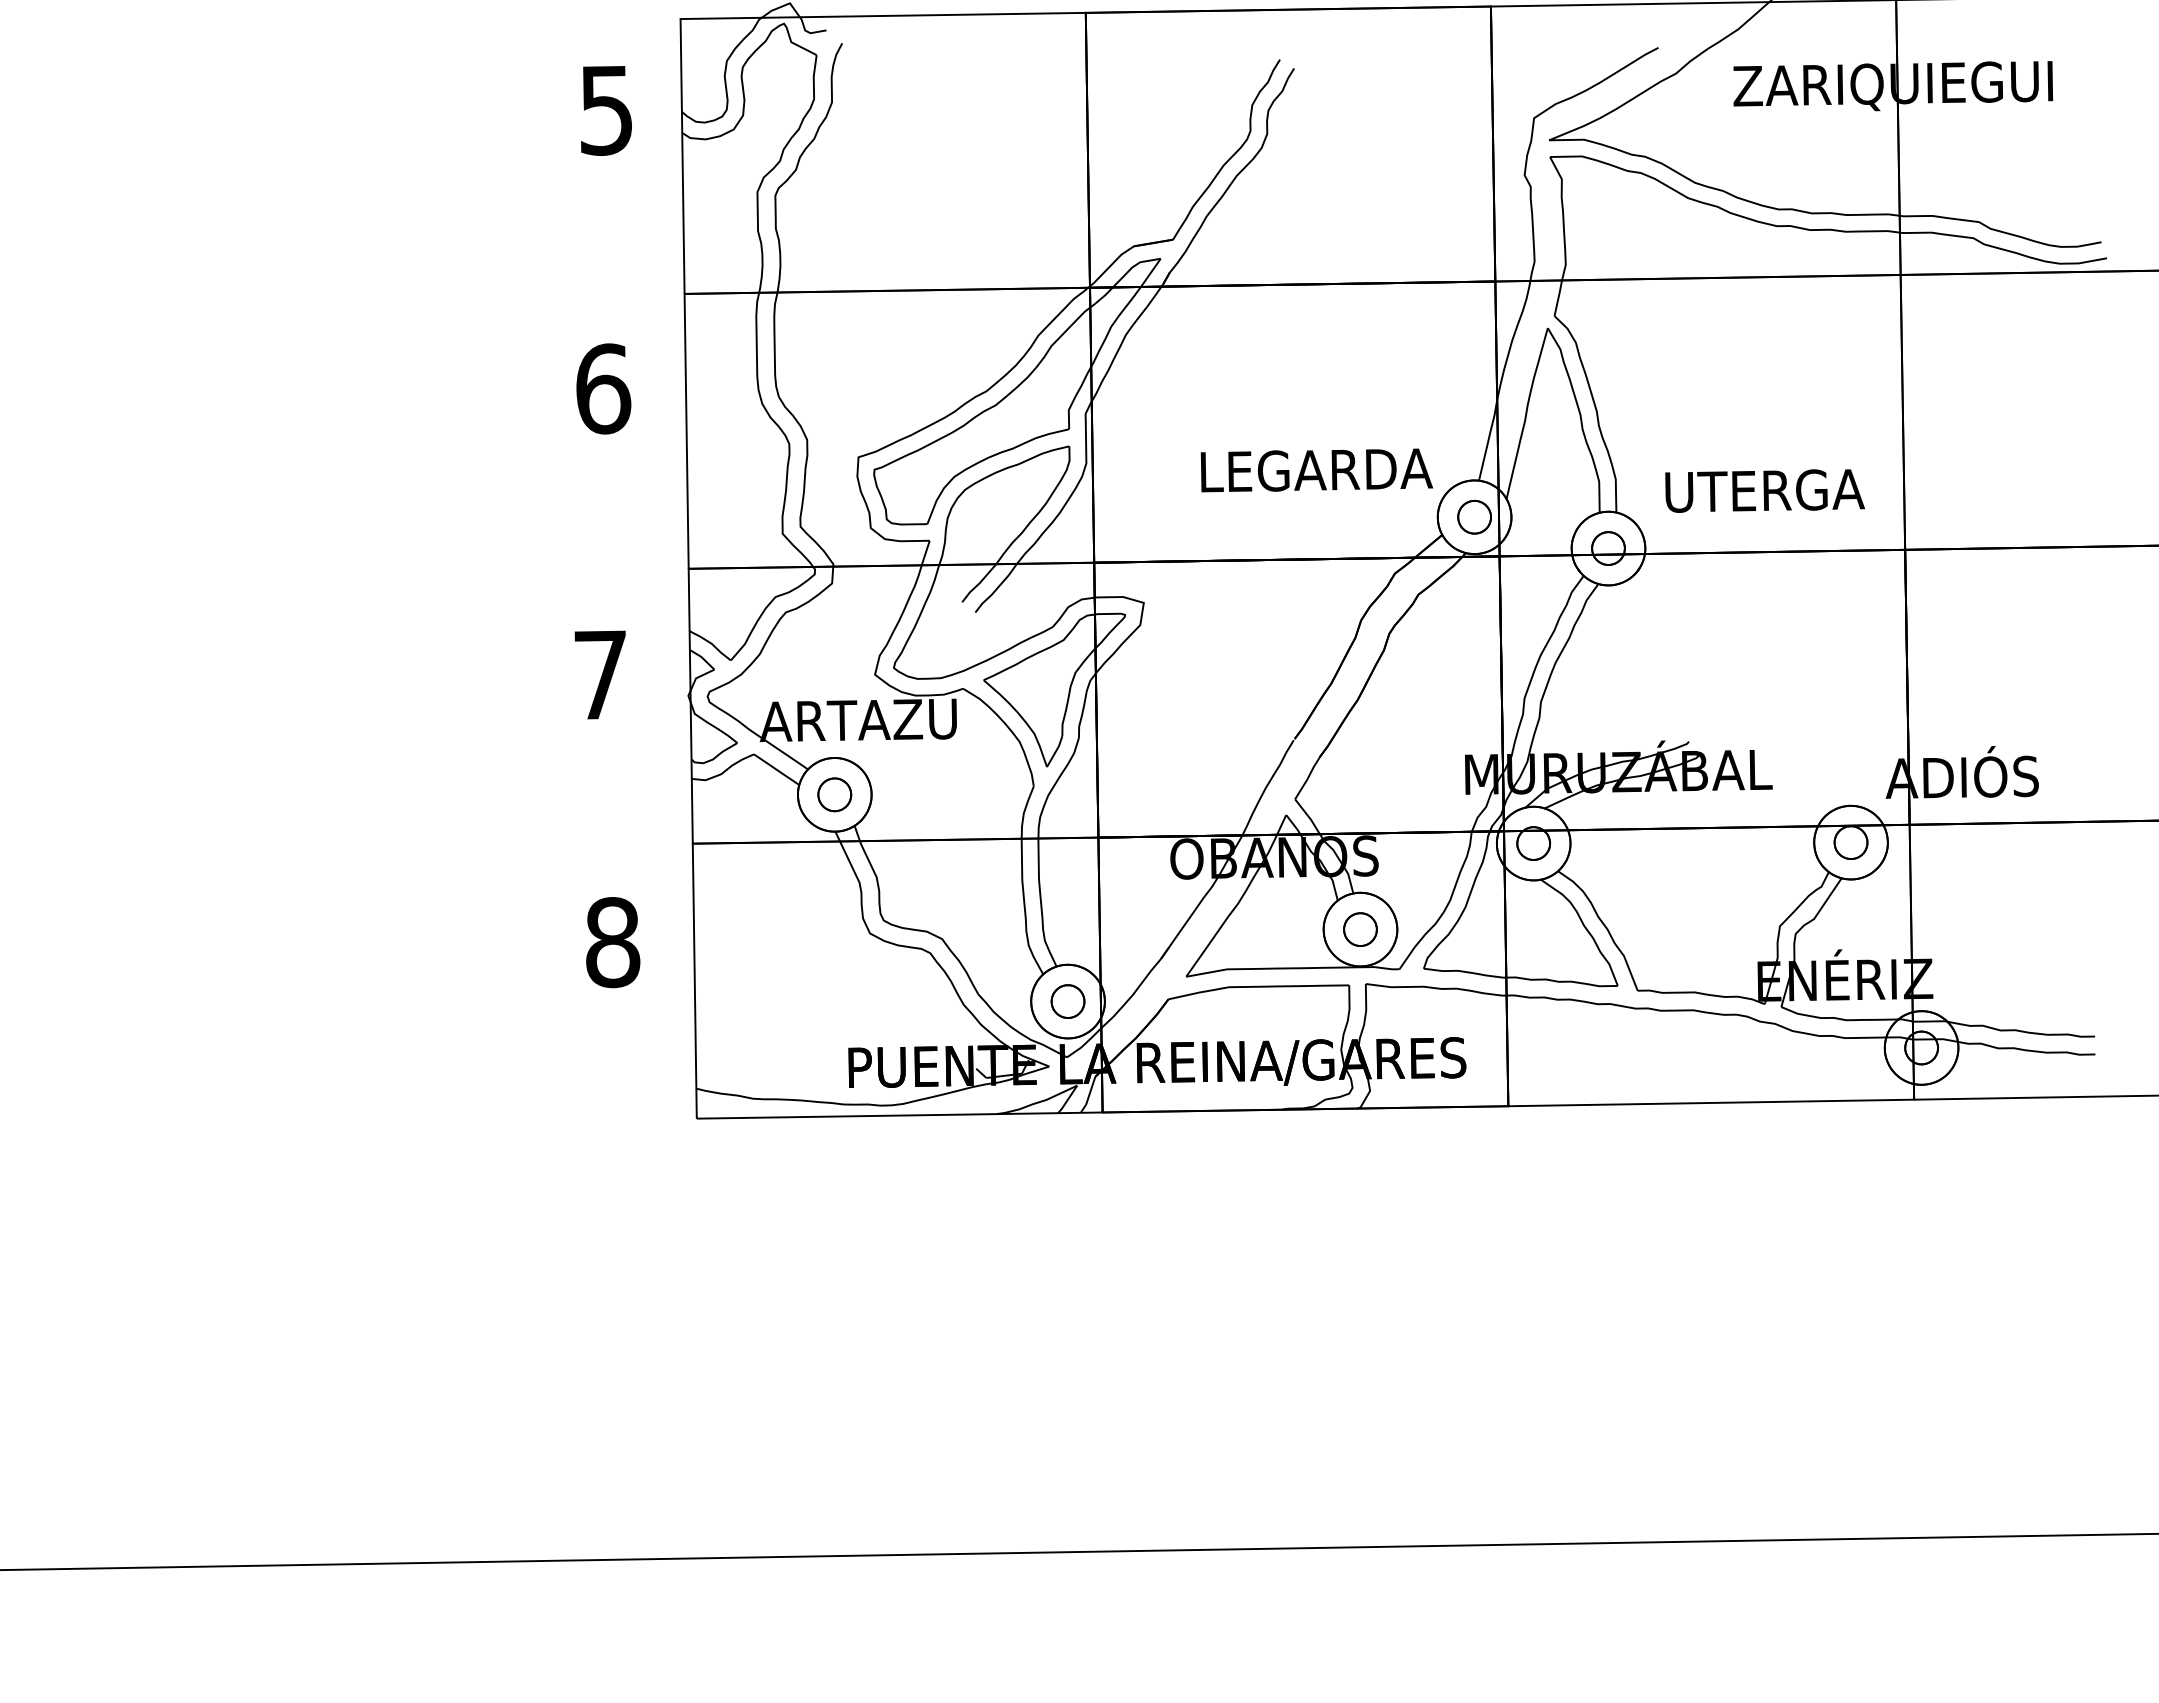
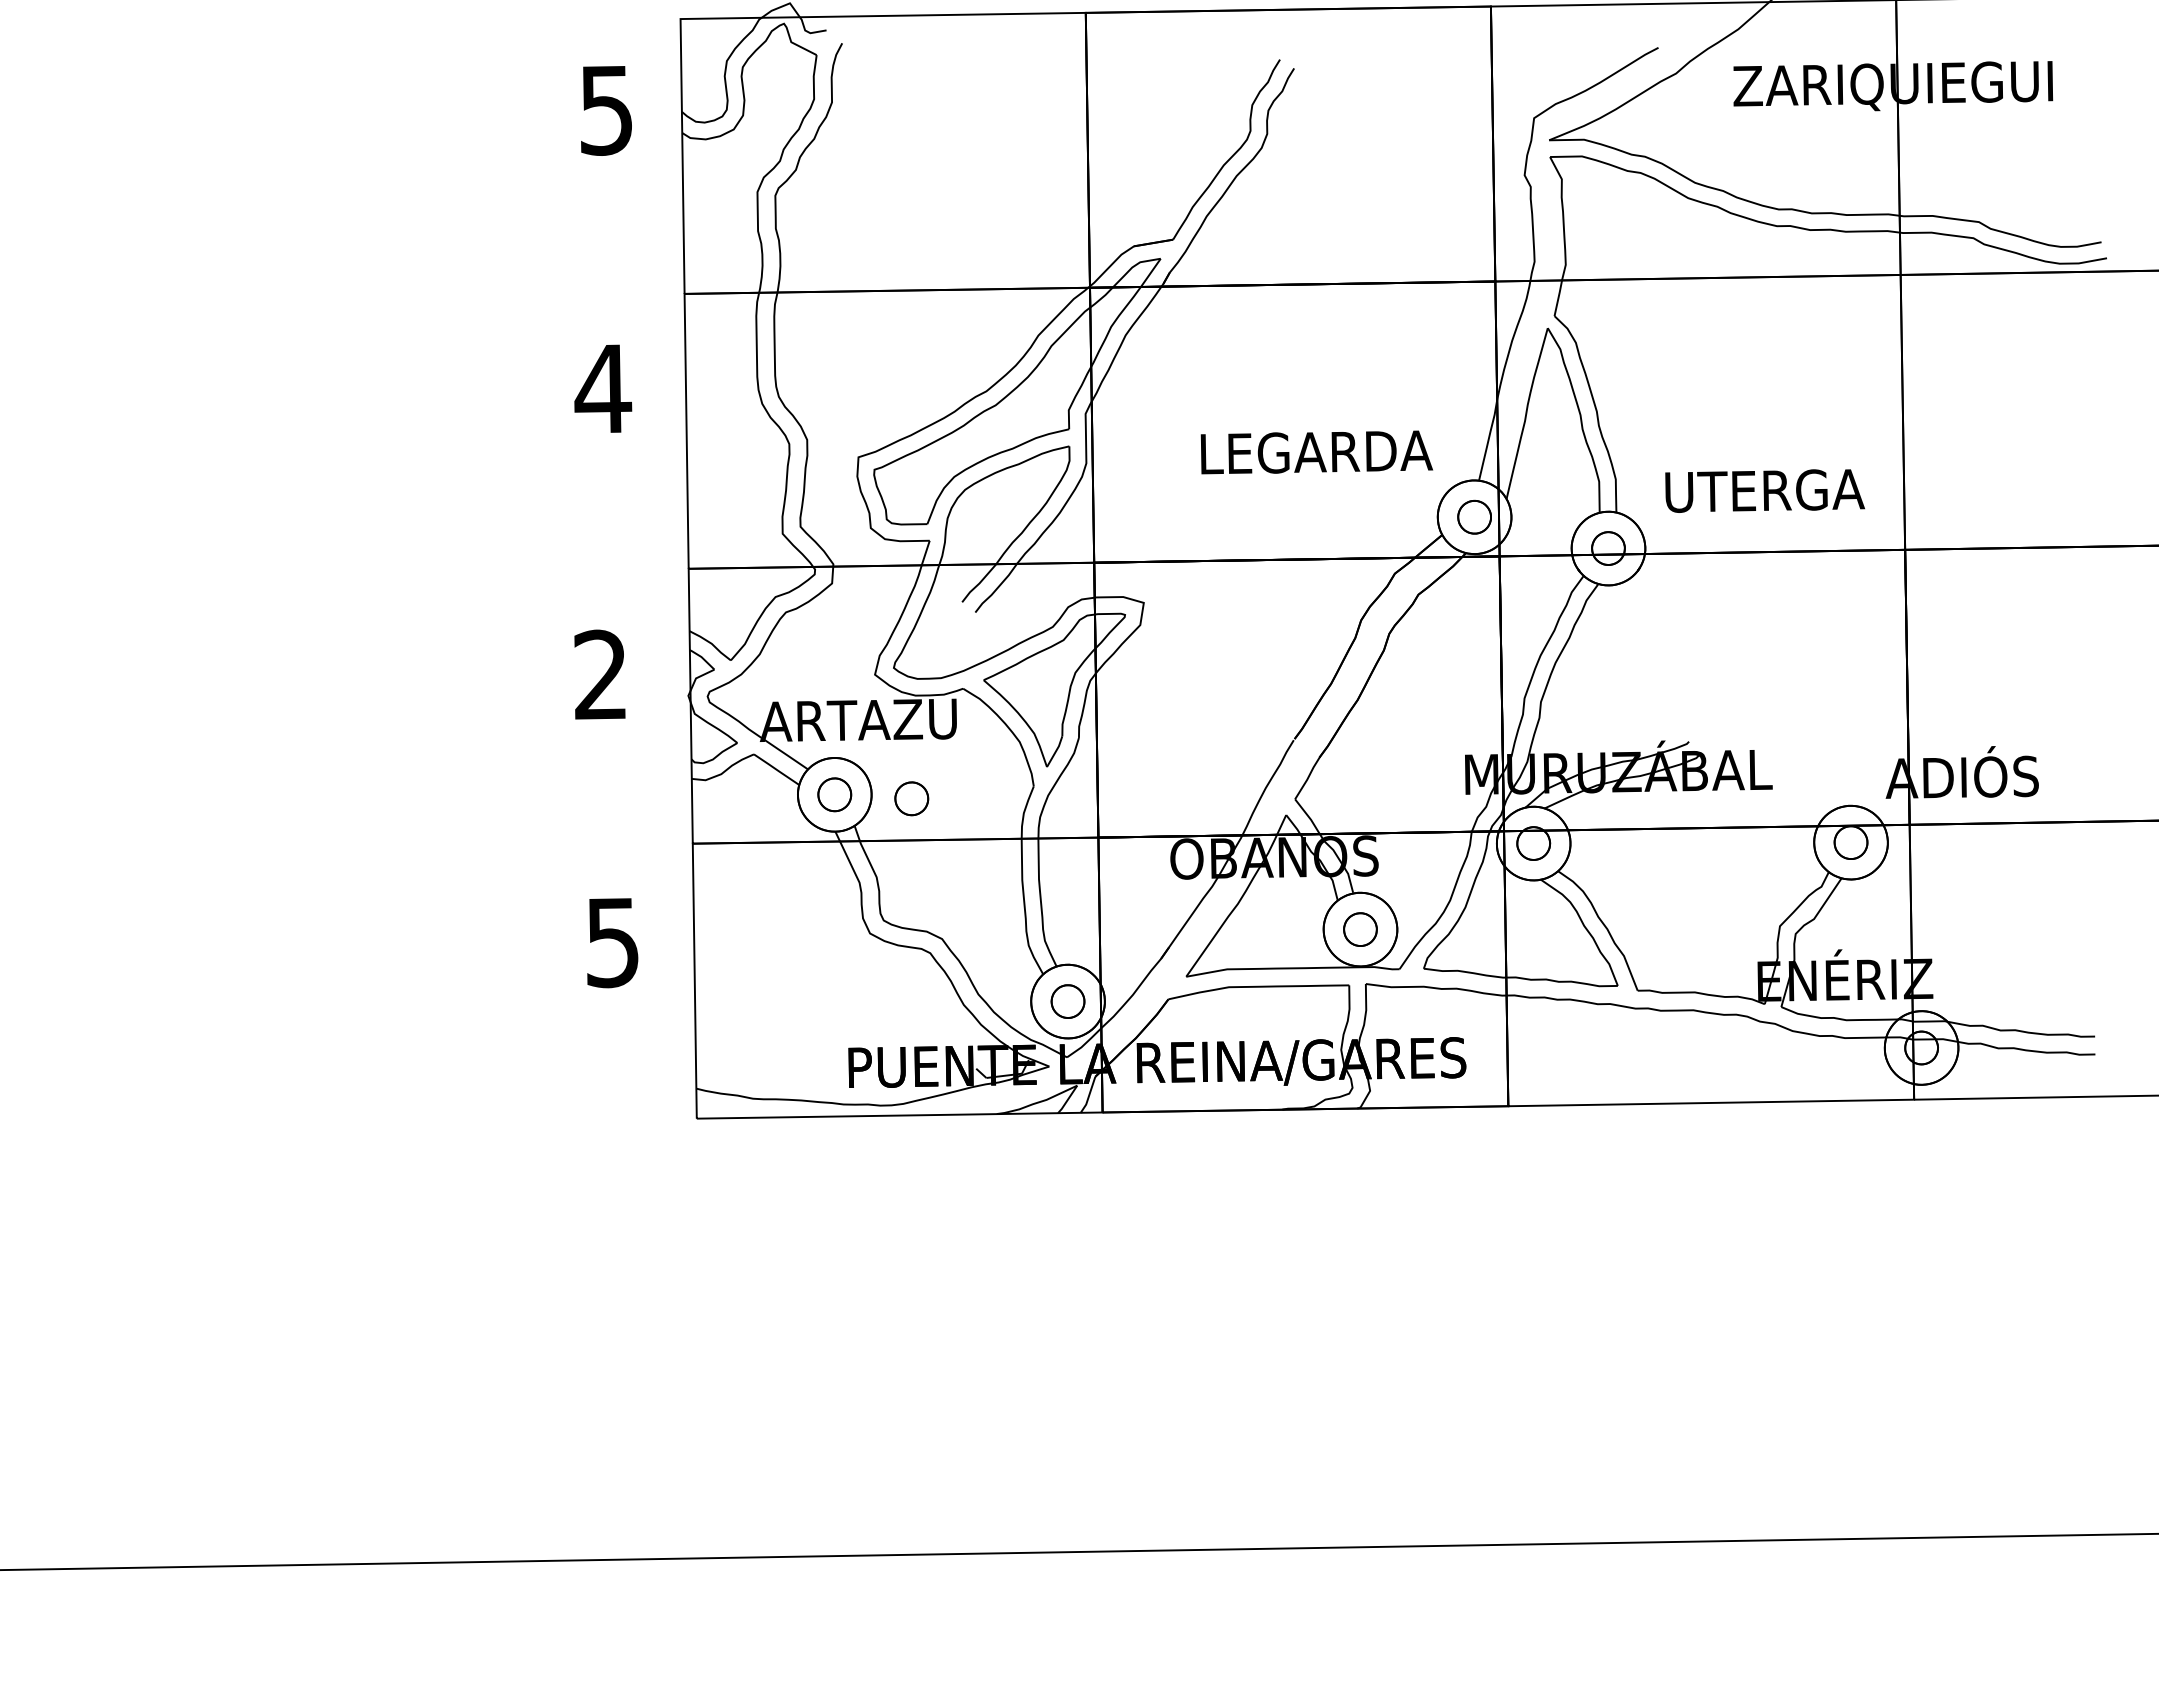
text: 6 -> 4 (603, 388)
text position: (1316, 470) -> (1316, 452) (1316, 452)
text: 7 -> 2 (599, 674)
part: none -> present (911, 798)
text: 8 -> 5 (613, 942)
